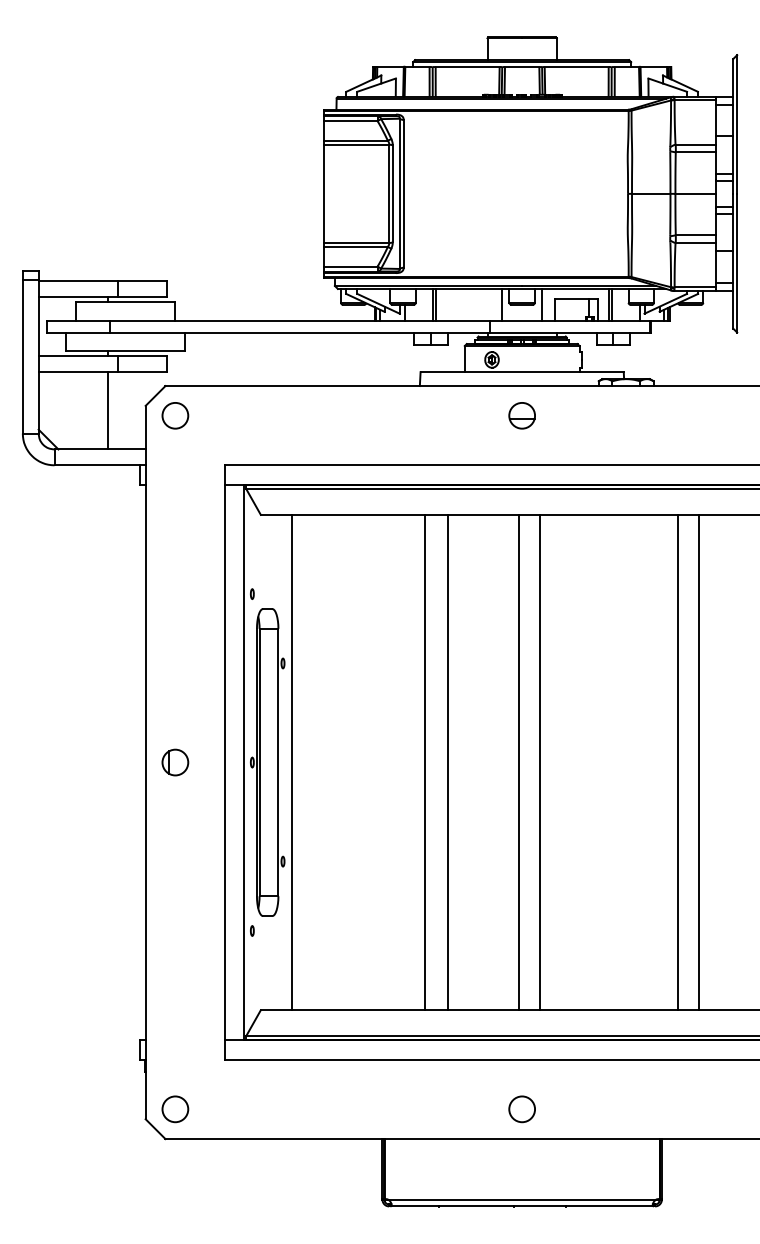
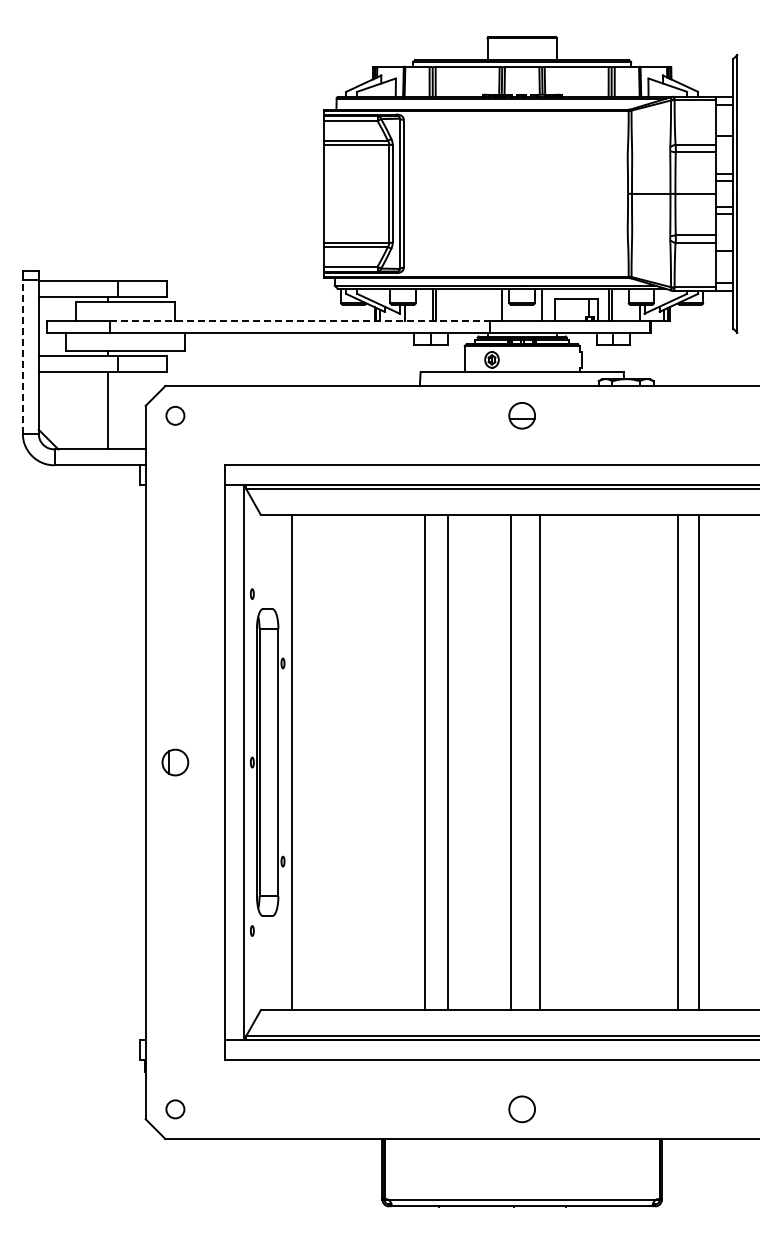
line: solid -> dashed (300, 320)
line: solid -> dashed (22, 356)
circle size: 29x28 px -> 21x20 px (175, 415)
line position: (519, 762) -> (511, 762) (511, 762)
circle size: 29x29 px -> 21x21 px (175, 1109)
